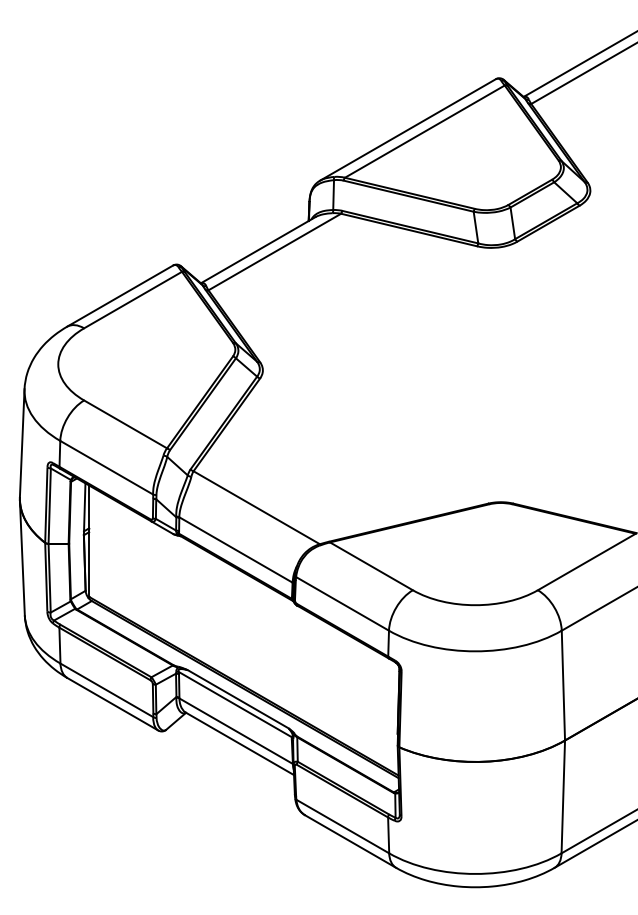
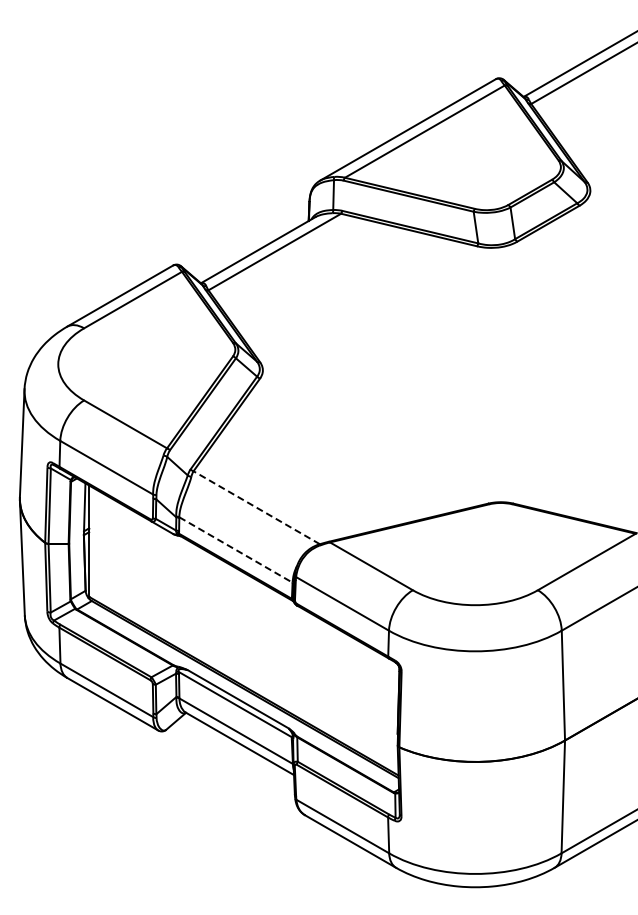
line: solid -> dashed (256, 507)
line: solid -> dashed (236, 550)
